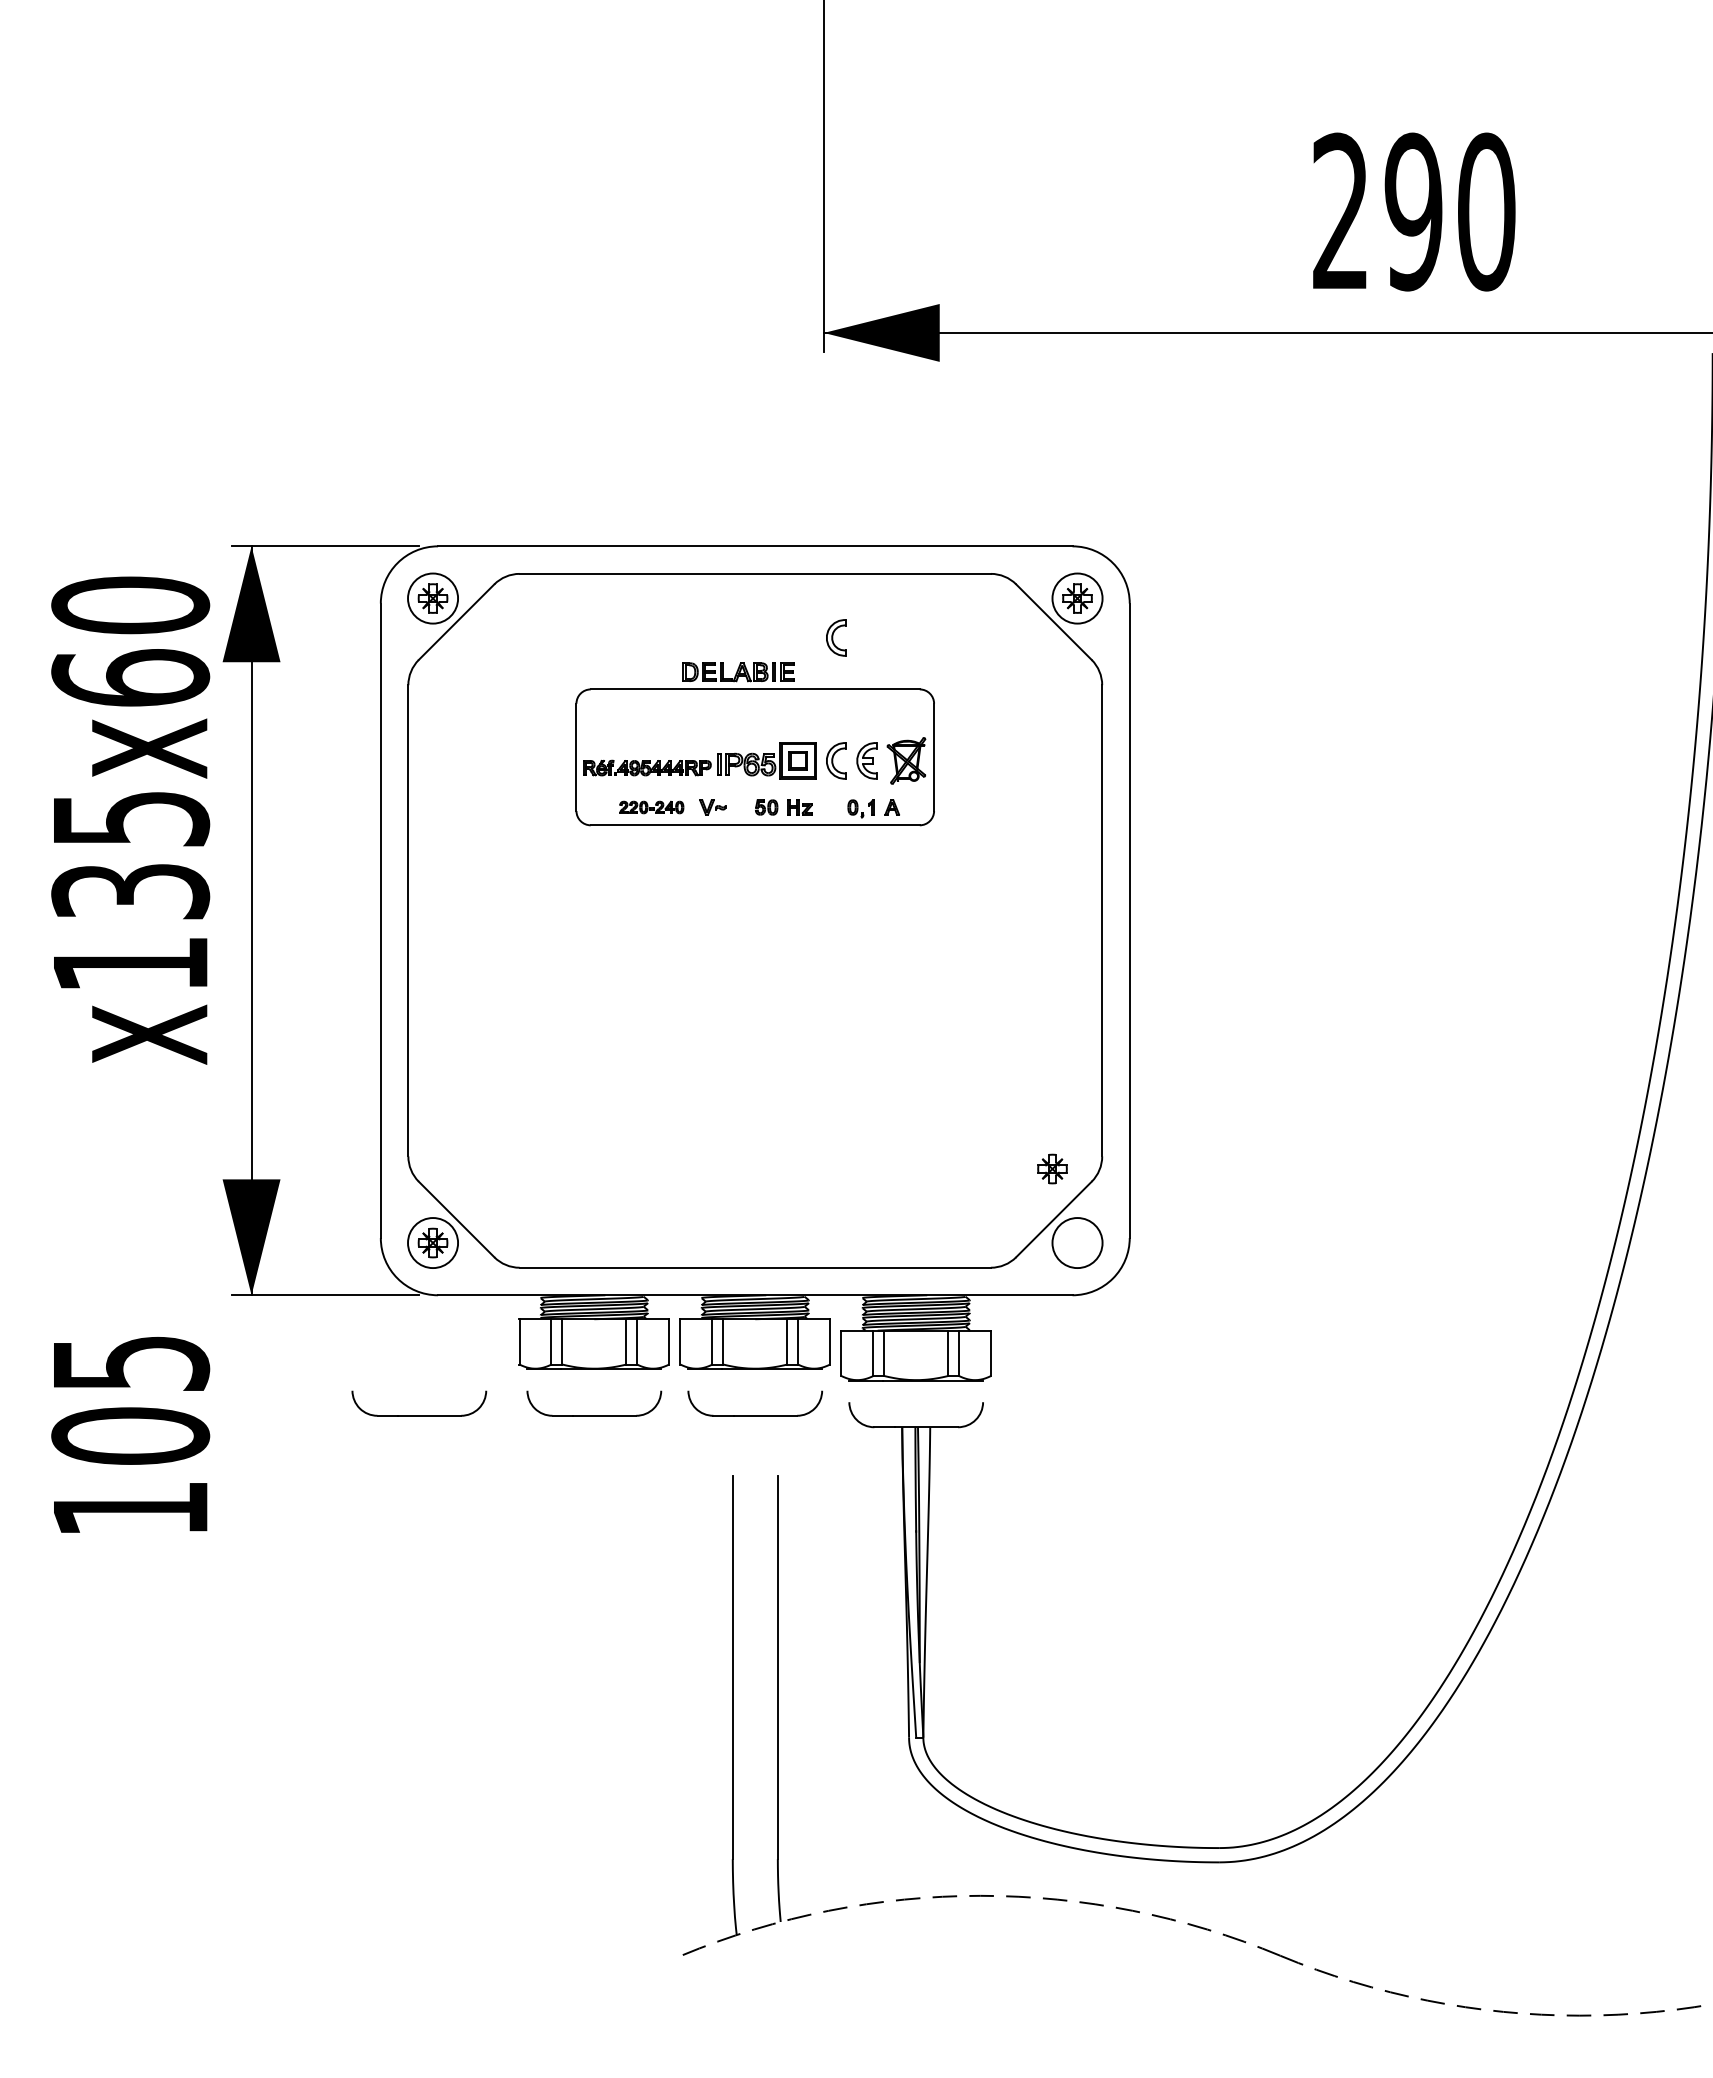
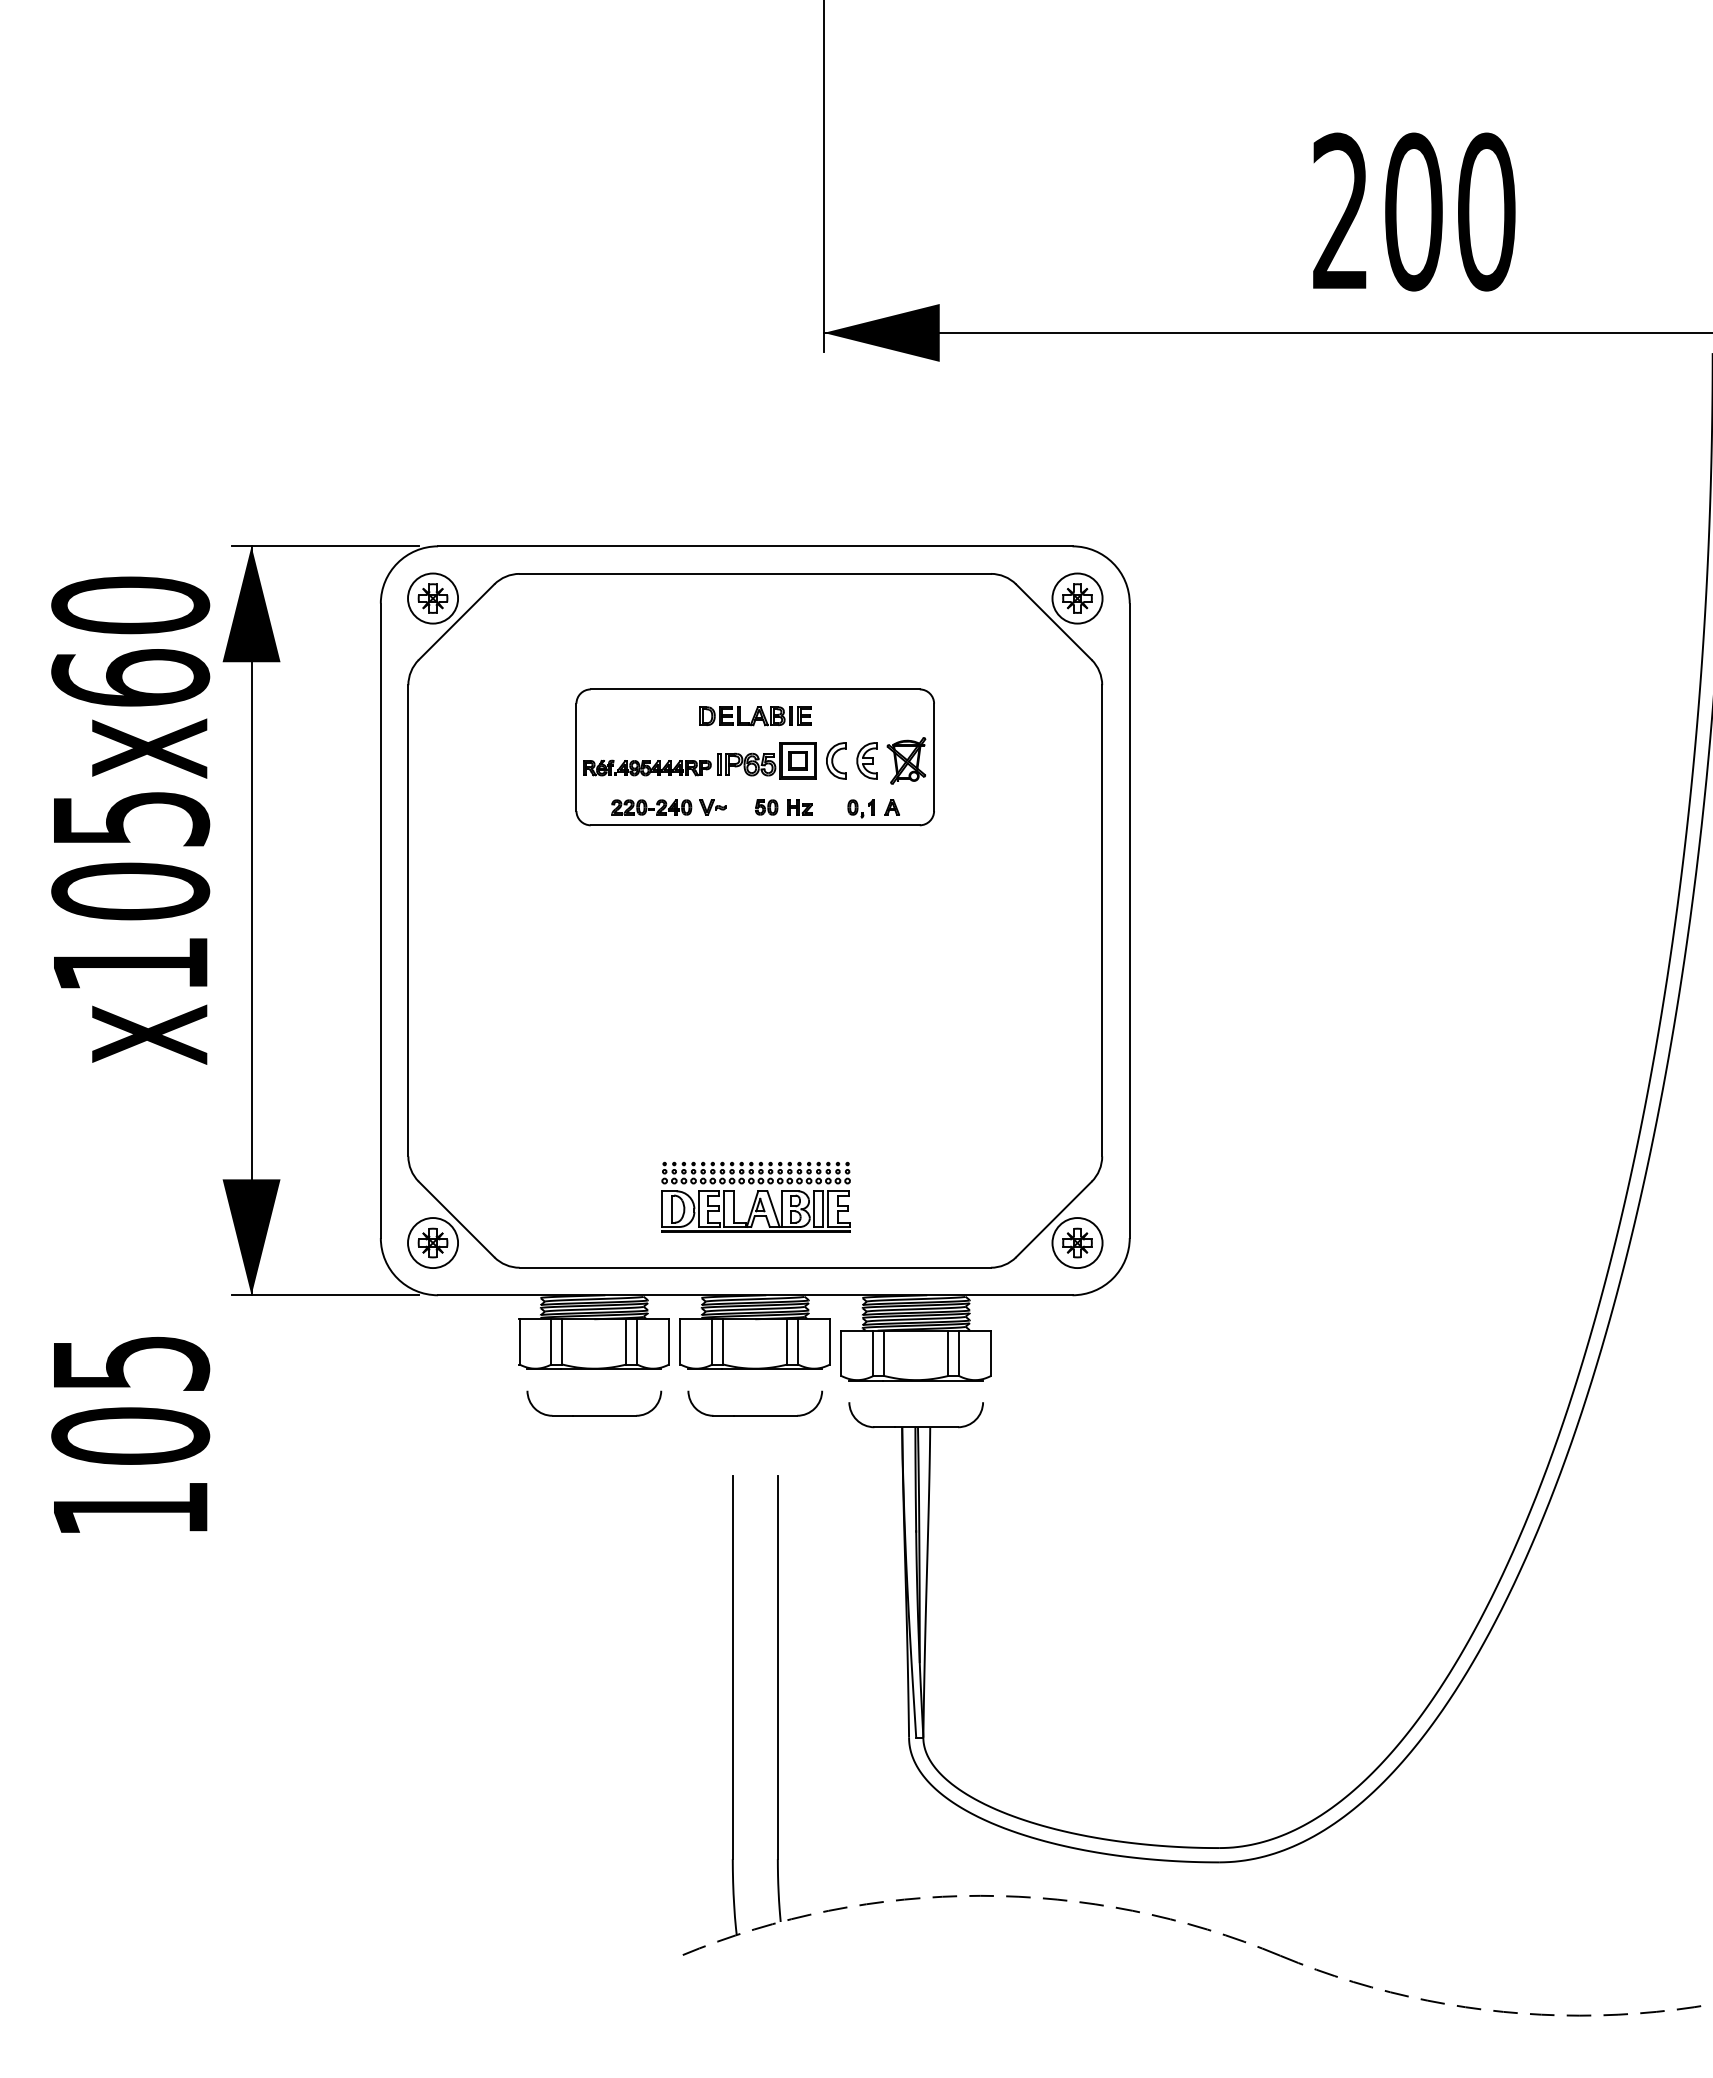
text: 290 -> 200 (1413, 211)
part: present -> none (836, 637)
part position: (738, 672) -> (755, 716) (755, 716)
part size: 66x15 px -> 82x17 px (651, 807)
text: x135x60 -> x105x60 (130, 891)
part position: (1052, 1168) -> (1077, 1242) (1077, 1242)
part: none -> present (755, 1196)
part: present -> none (419, 1415)
